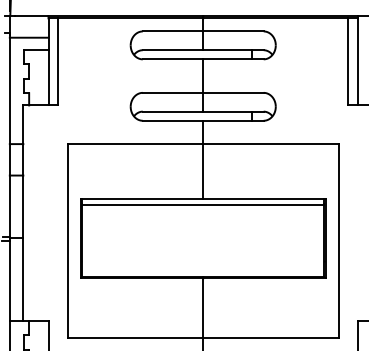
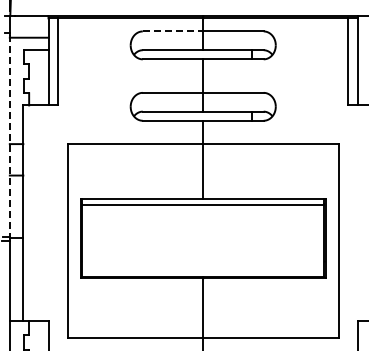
line: solid -> dashed (173, 31)
line: solid -> dashed (9, 136)
